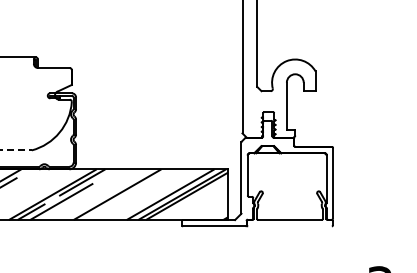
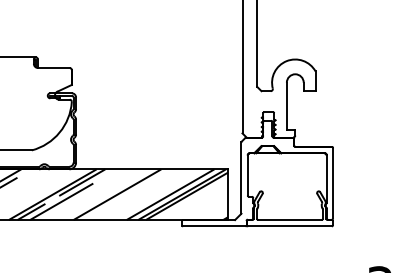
line: dashed -> solid (16, 150)
line: none -> present (289, 226)
